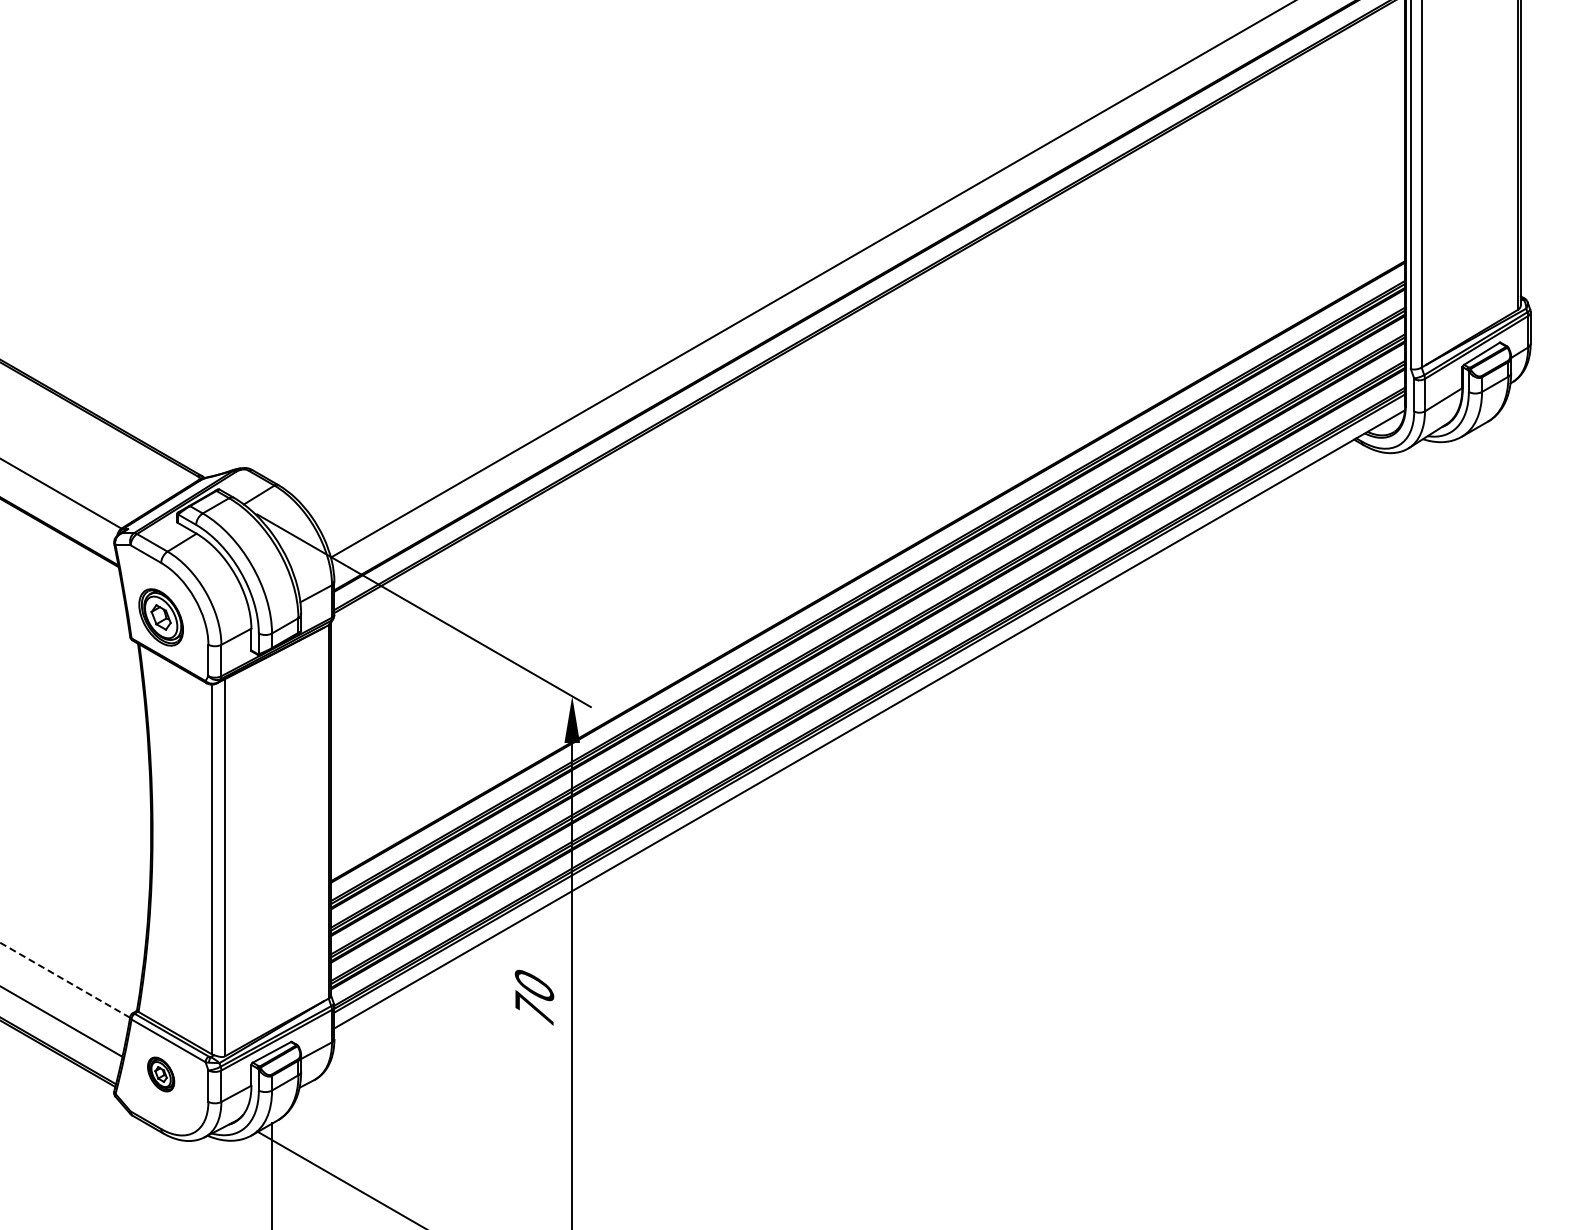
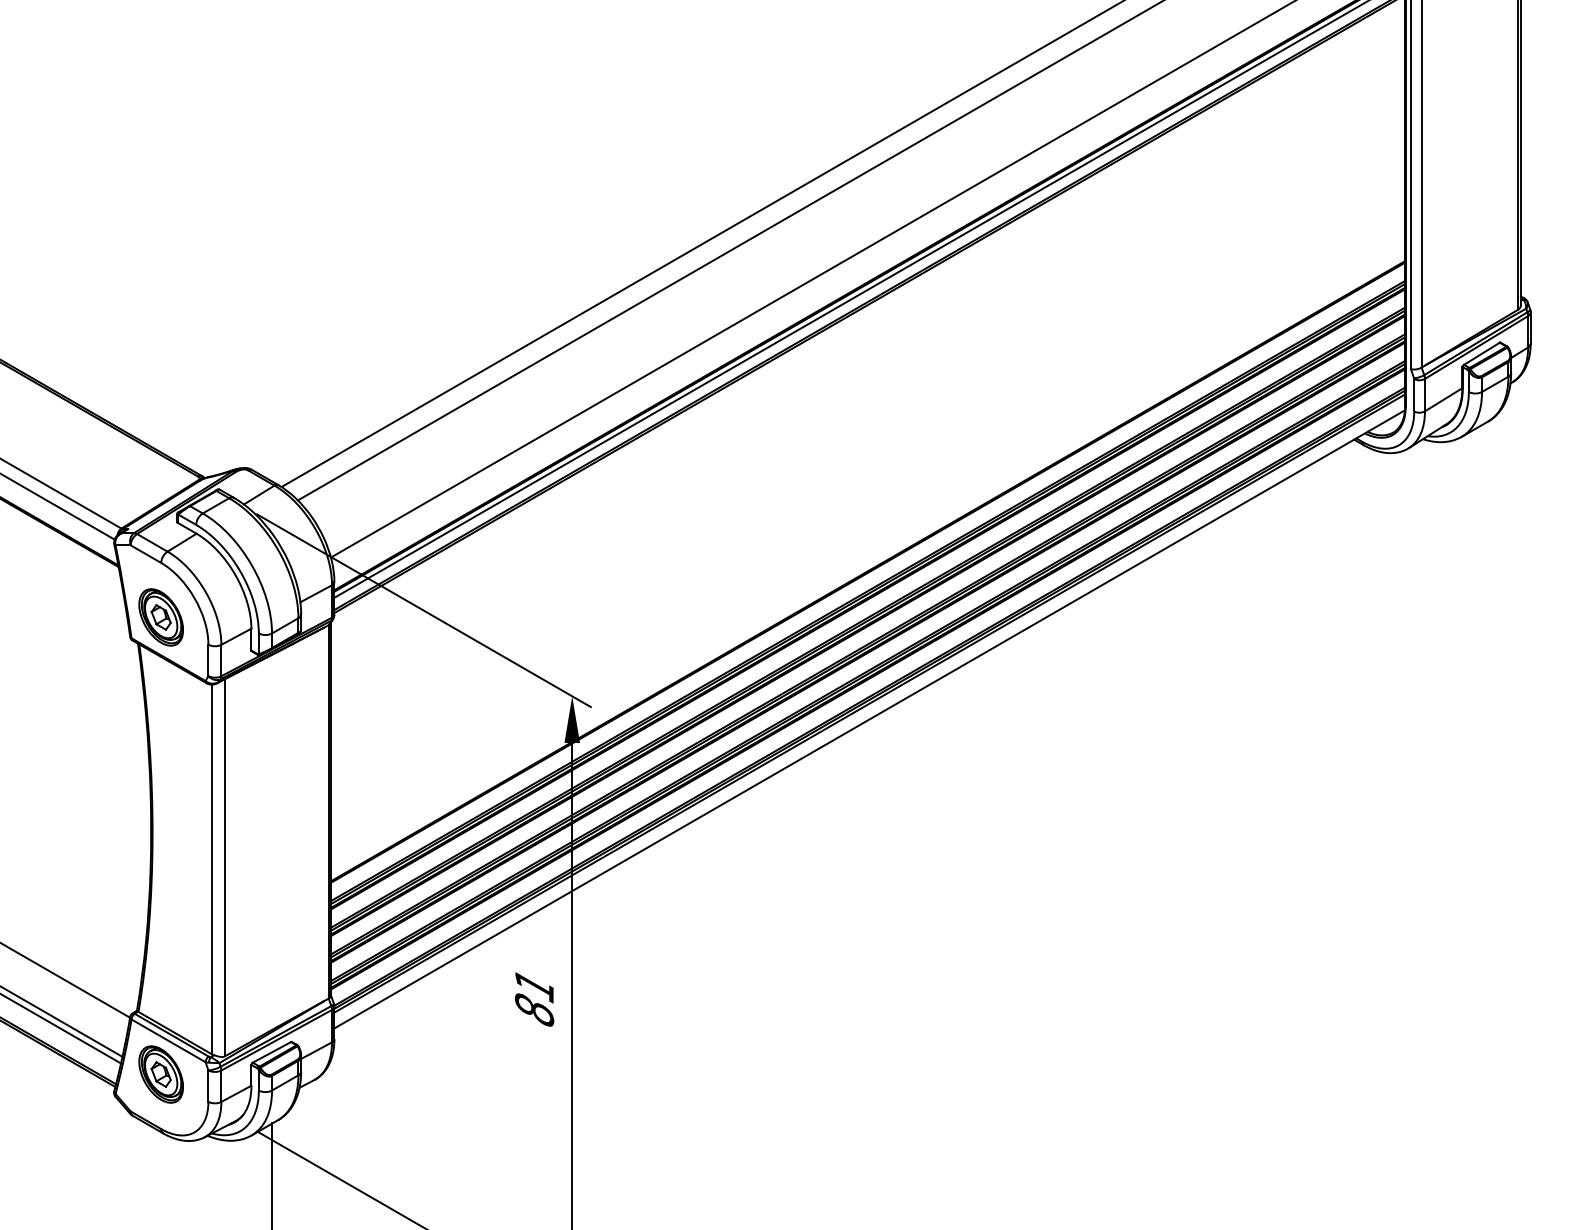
line: none -> present (701, 244)
line: none -> present (728, 251)
line: none -> present (850, 299)
line: none -> present (58, 507)
line: dashed -> solid (65, 980)
text: 70 -> 81 (534, 997)
line: none -> present (61, 1028)
part size: 29x37 px -> 46x59 px (160, 1074)
